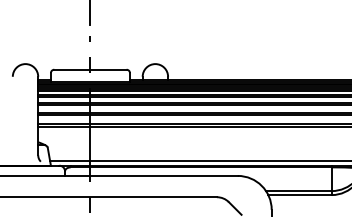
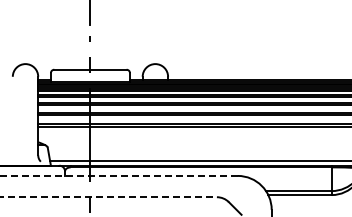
line: solid -> dashed (118, 175)
line: solid -> dashed (108, 197)
